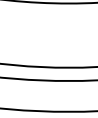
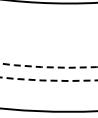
line: solid -> dashed (49, 67)
line: solid -> dashed (49, 80)
